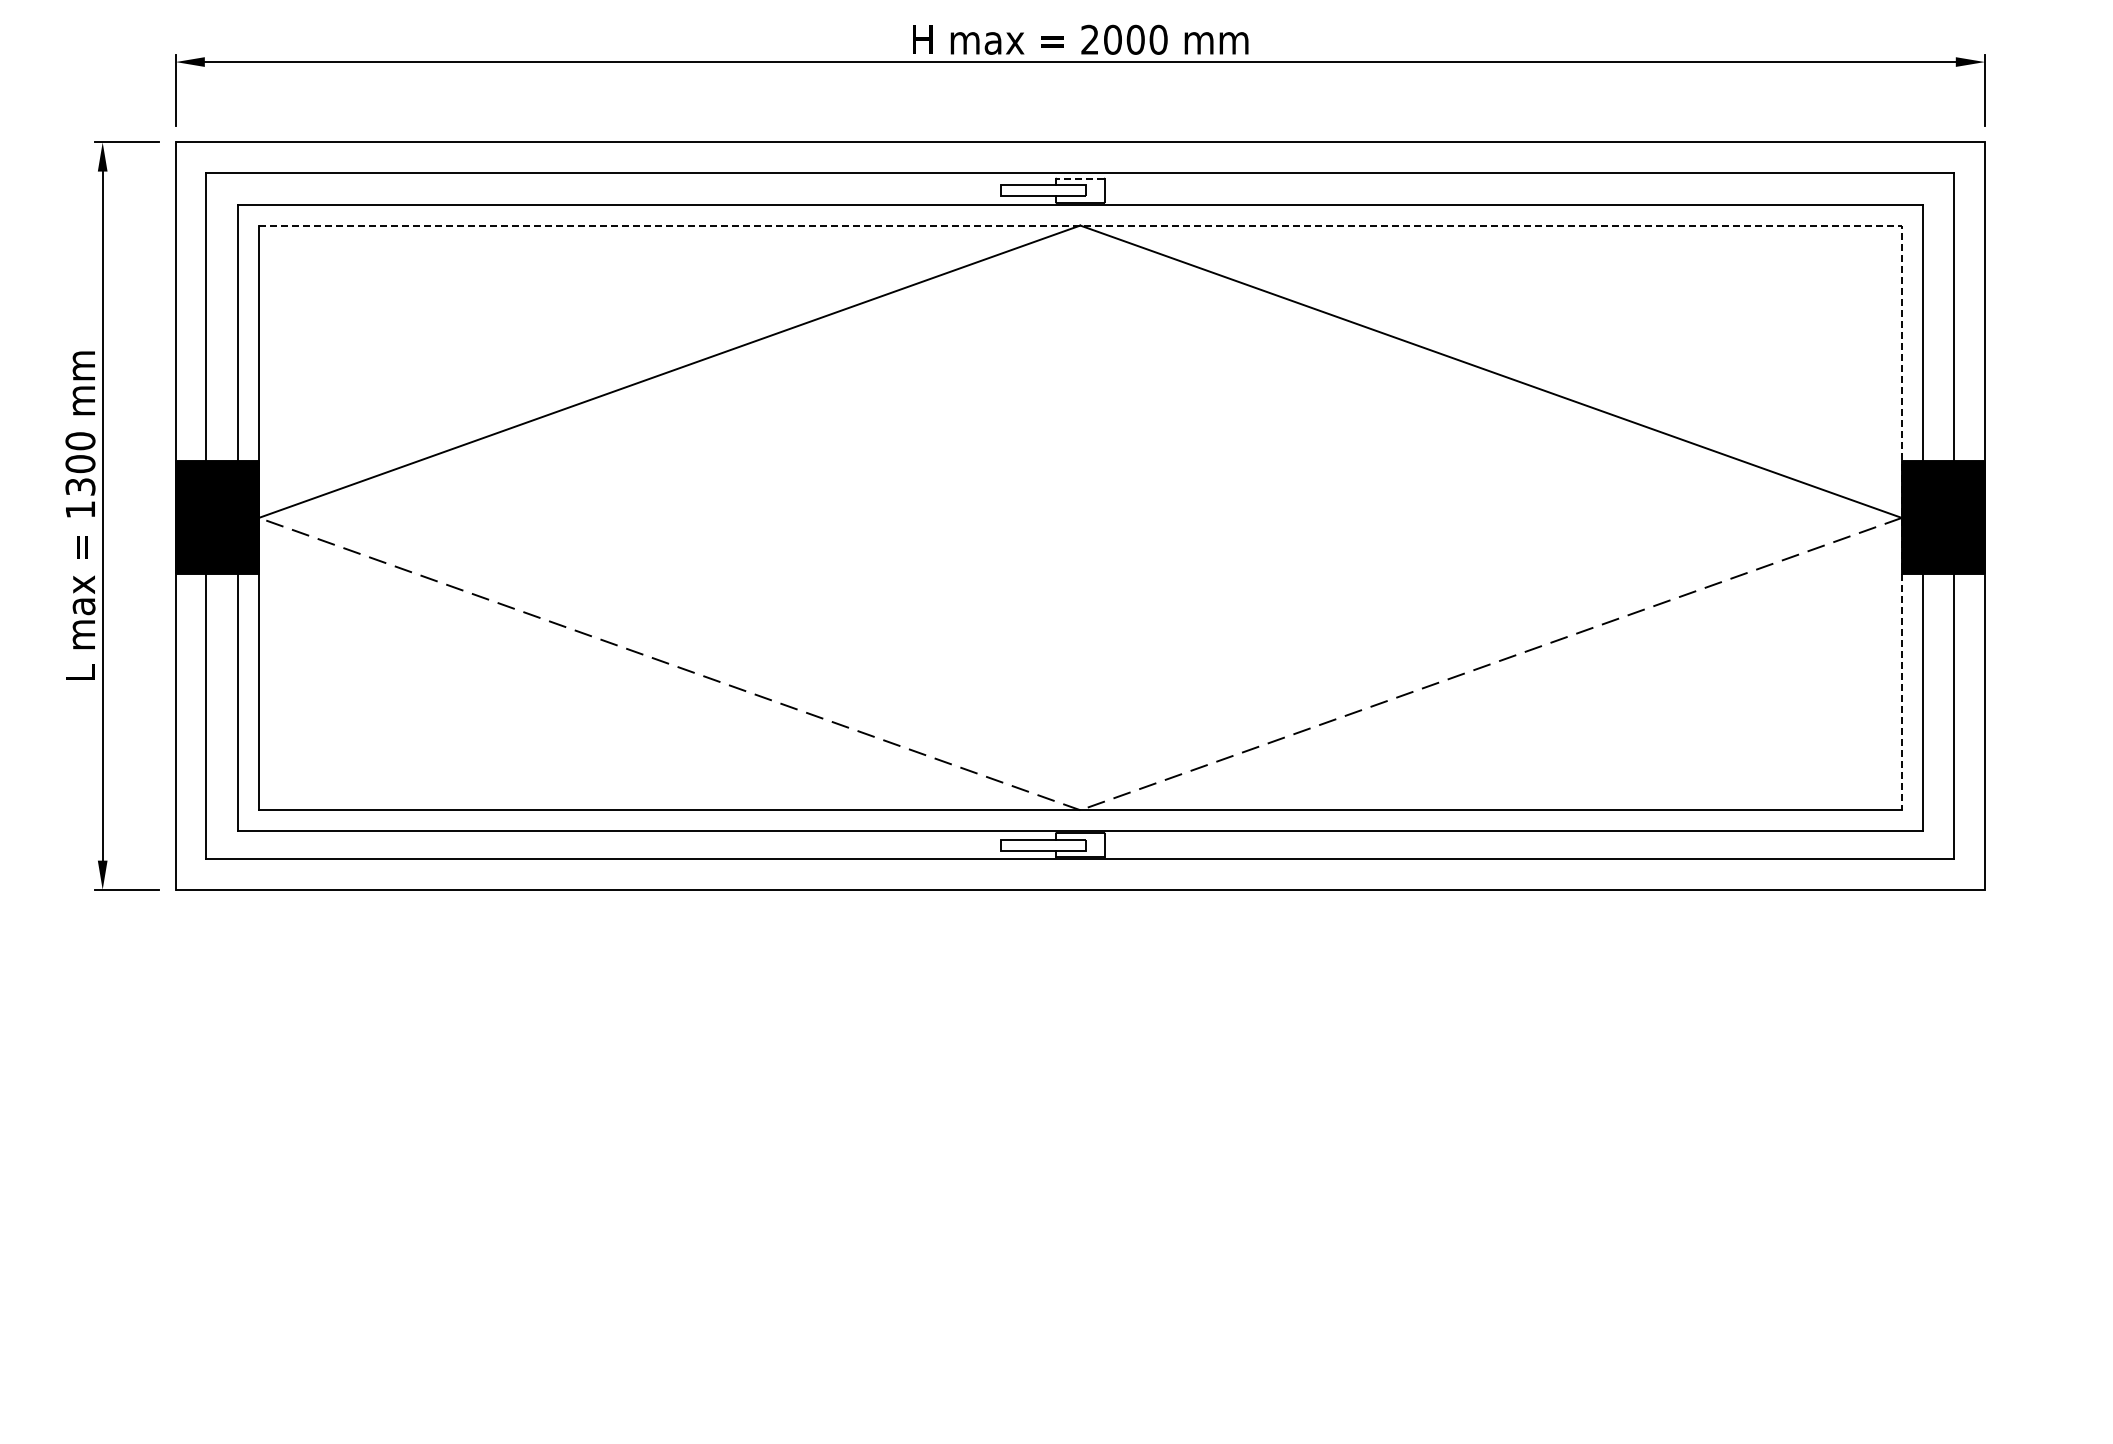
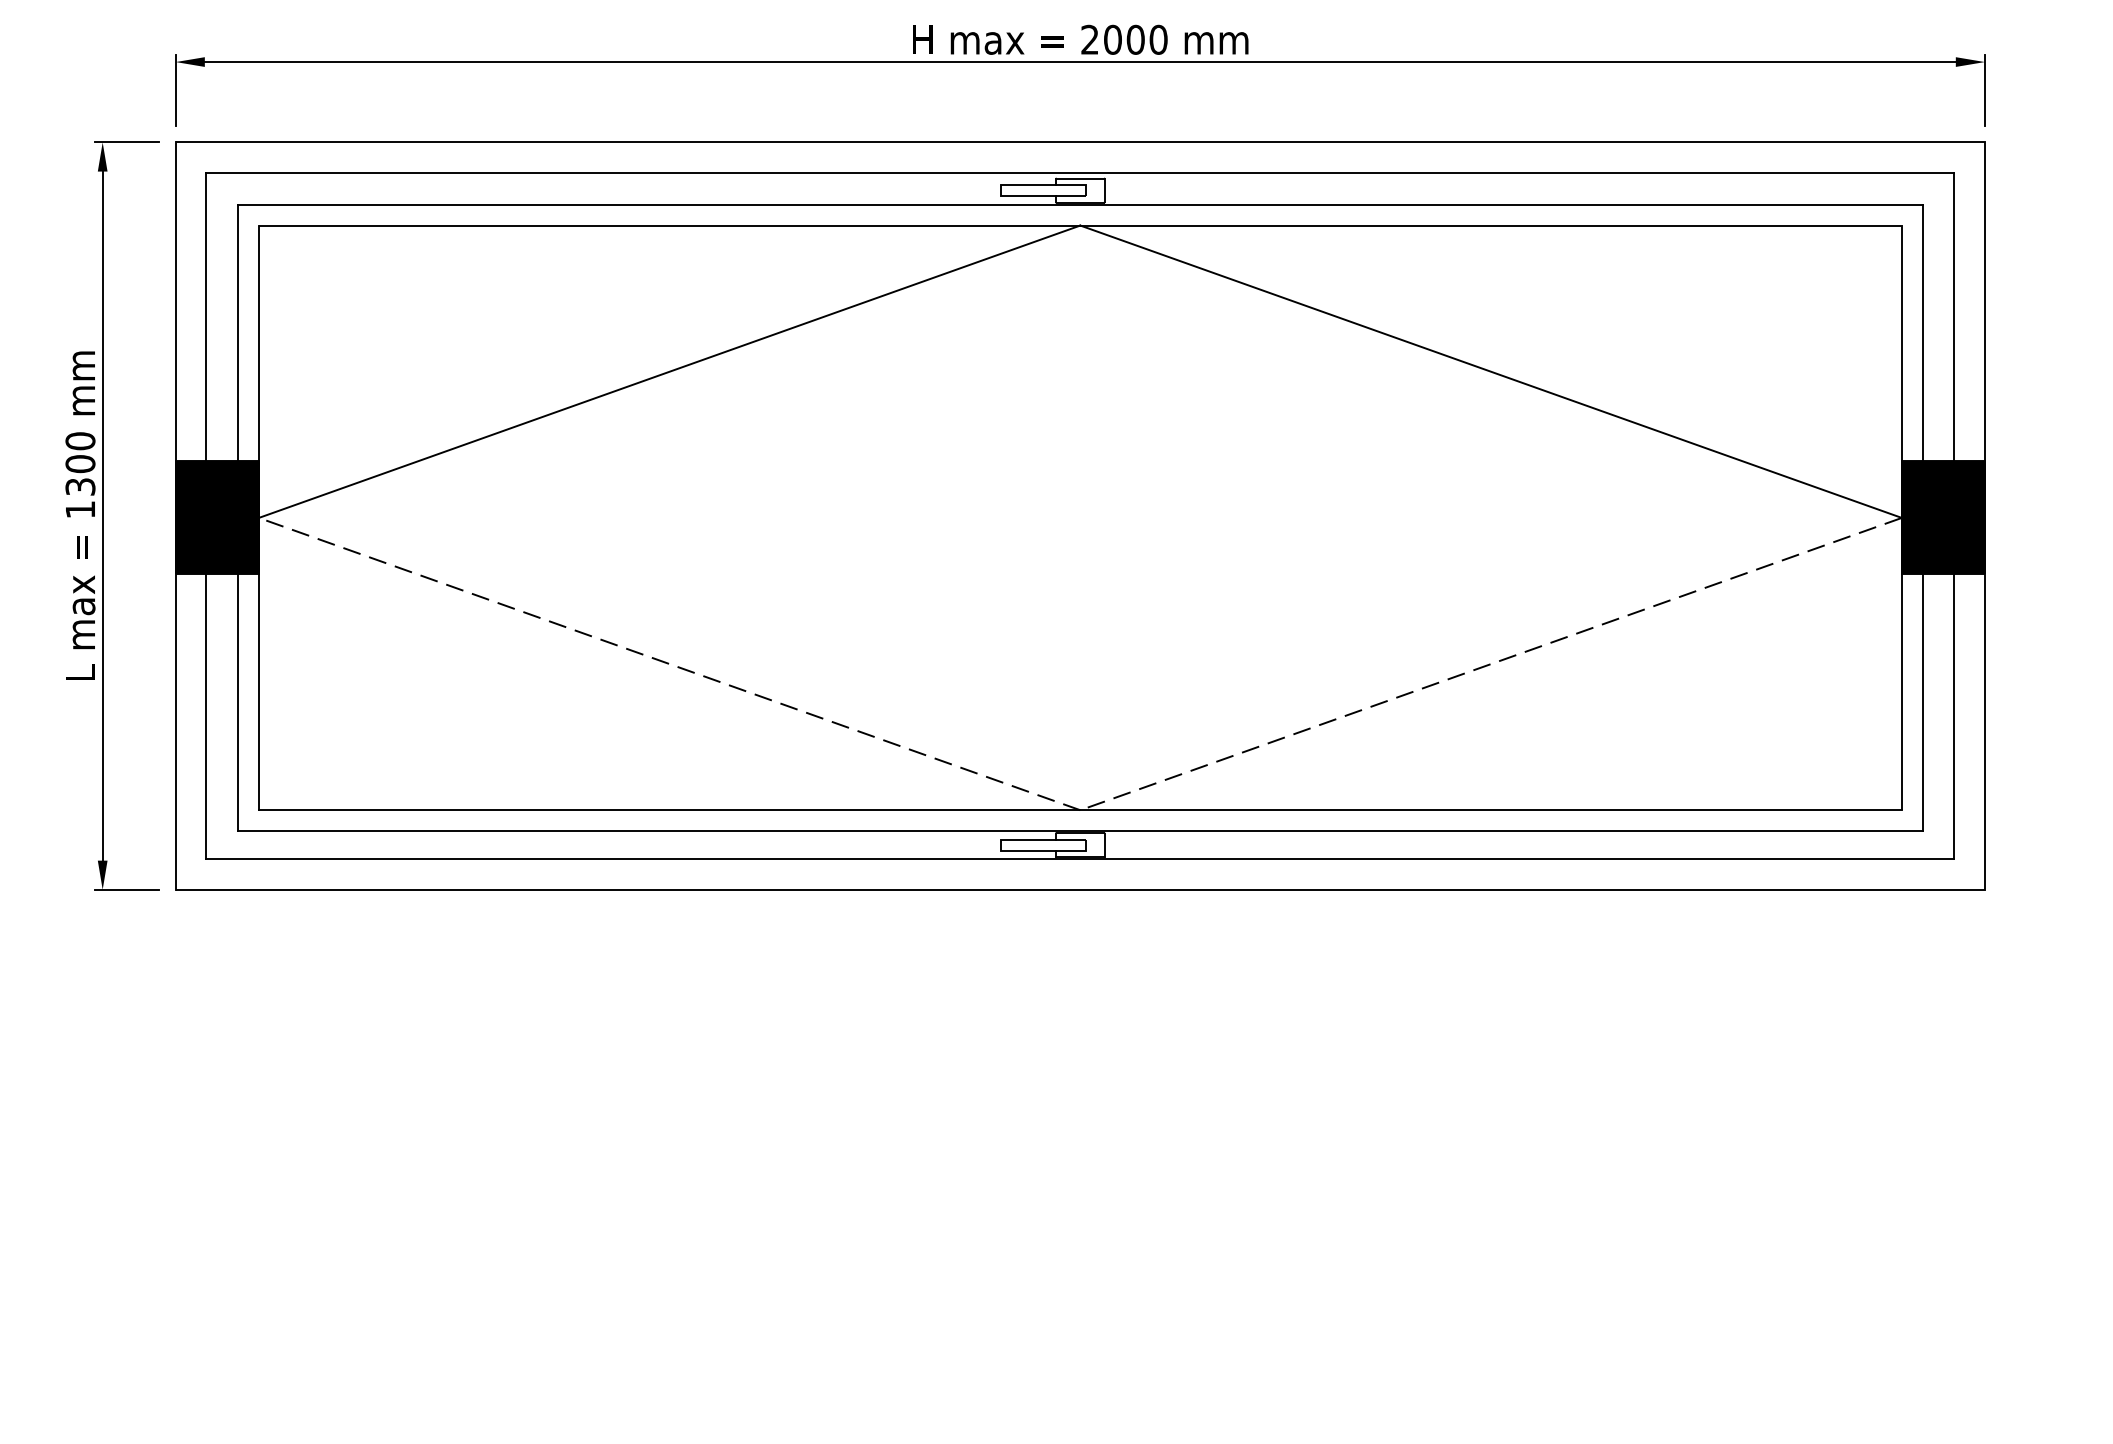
line: dashed -> solid (1080, 178)
line: dashed -> solid (1373, 225)
